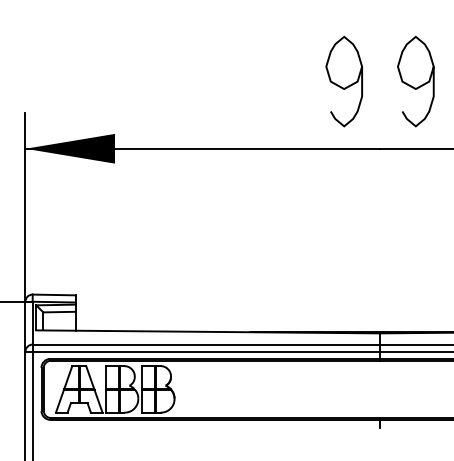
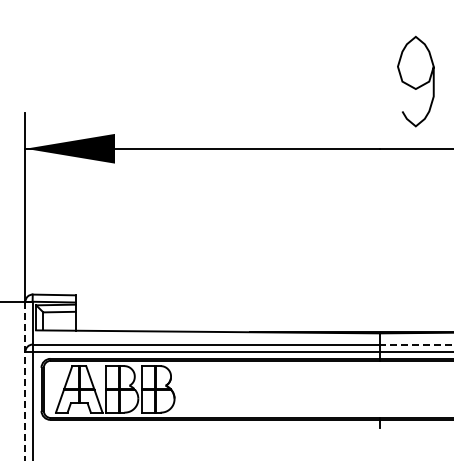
curve: present -> none (340, 85)
line: solid -> dashed (416, 344)
line: solid -> dashed (25, 381)
